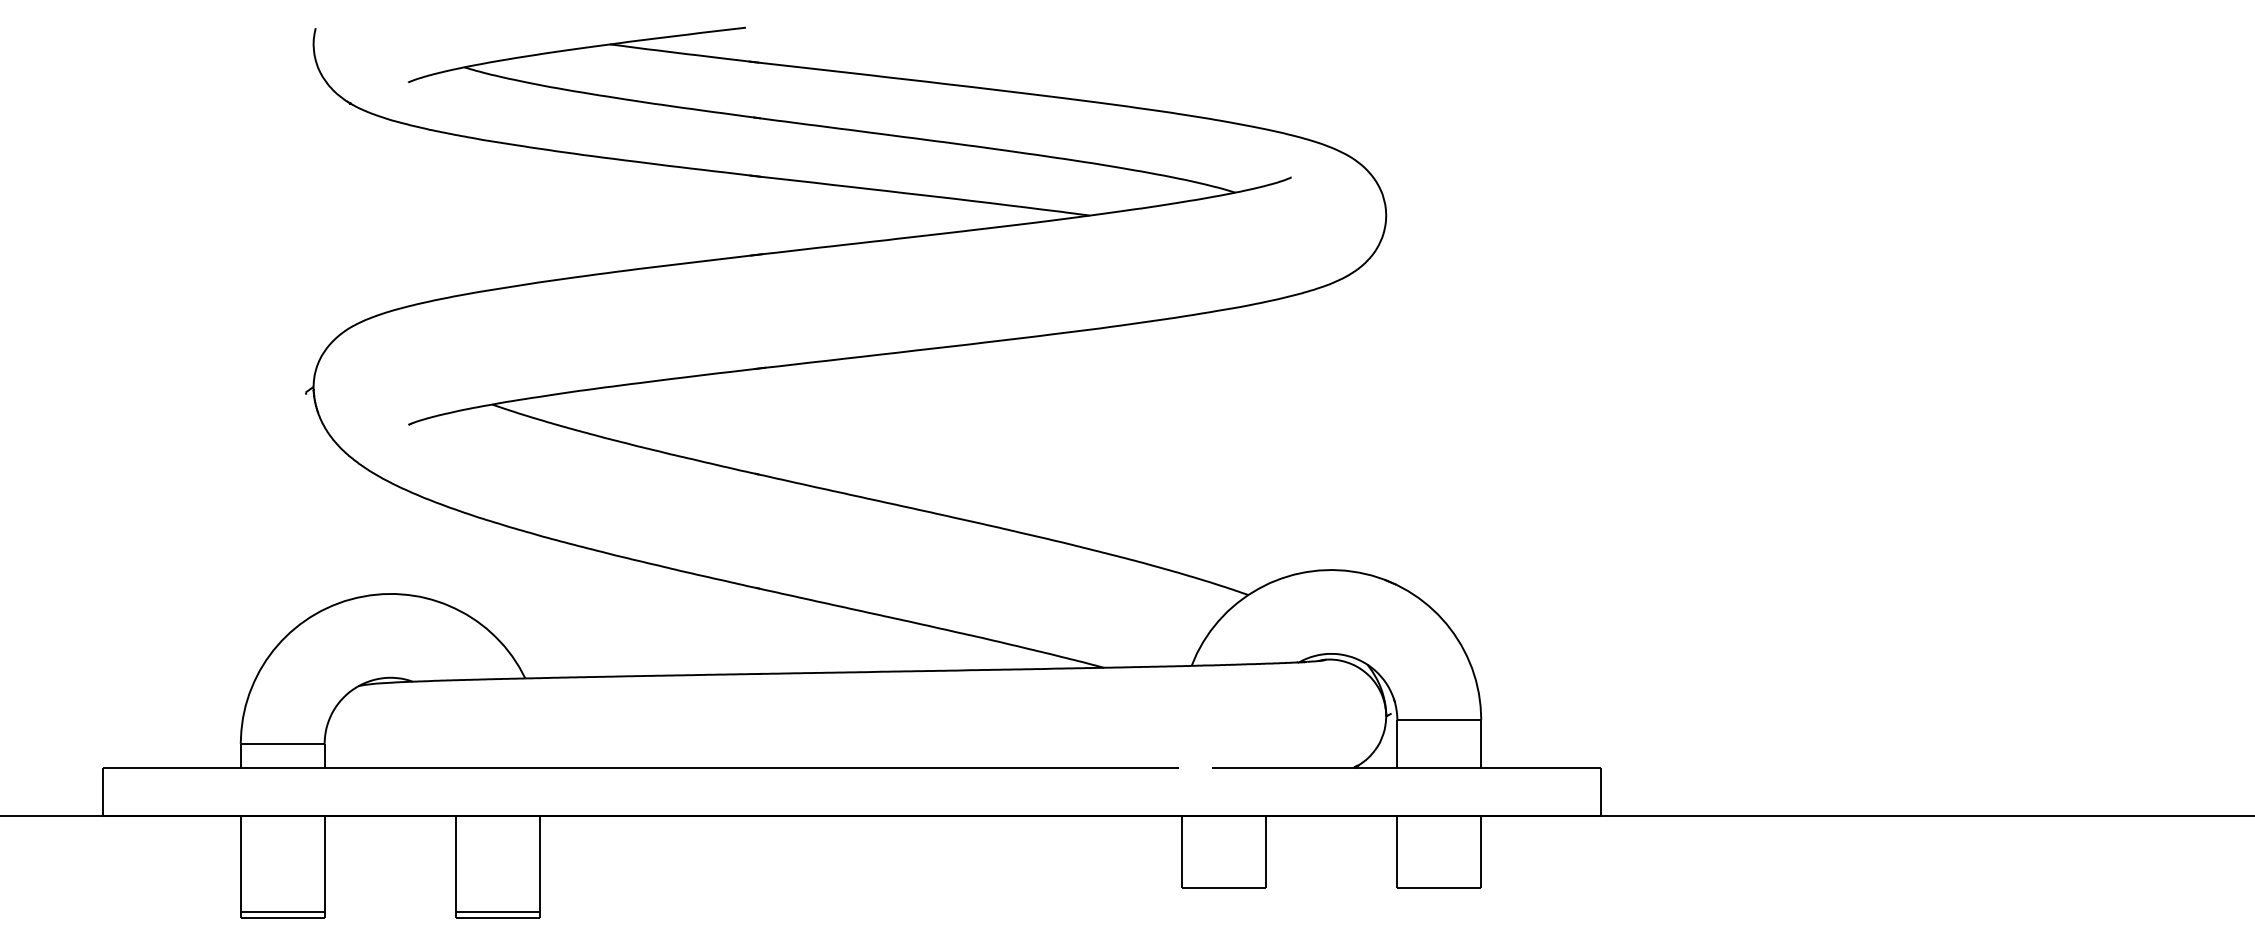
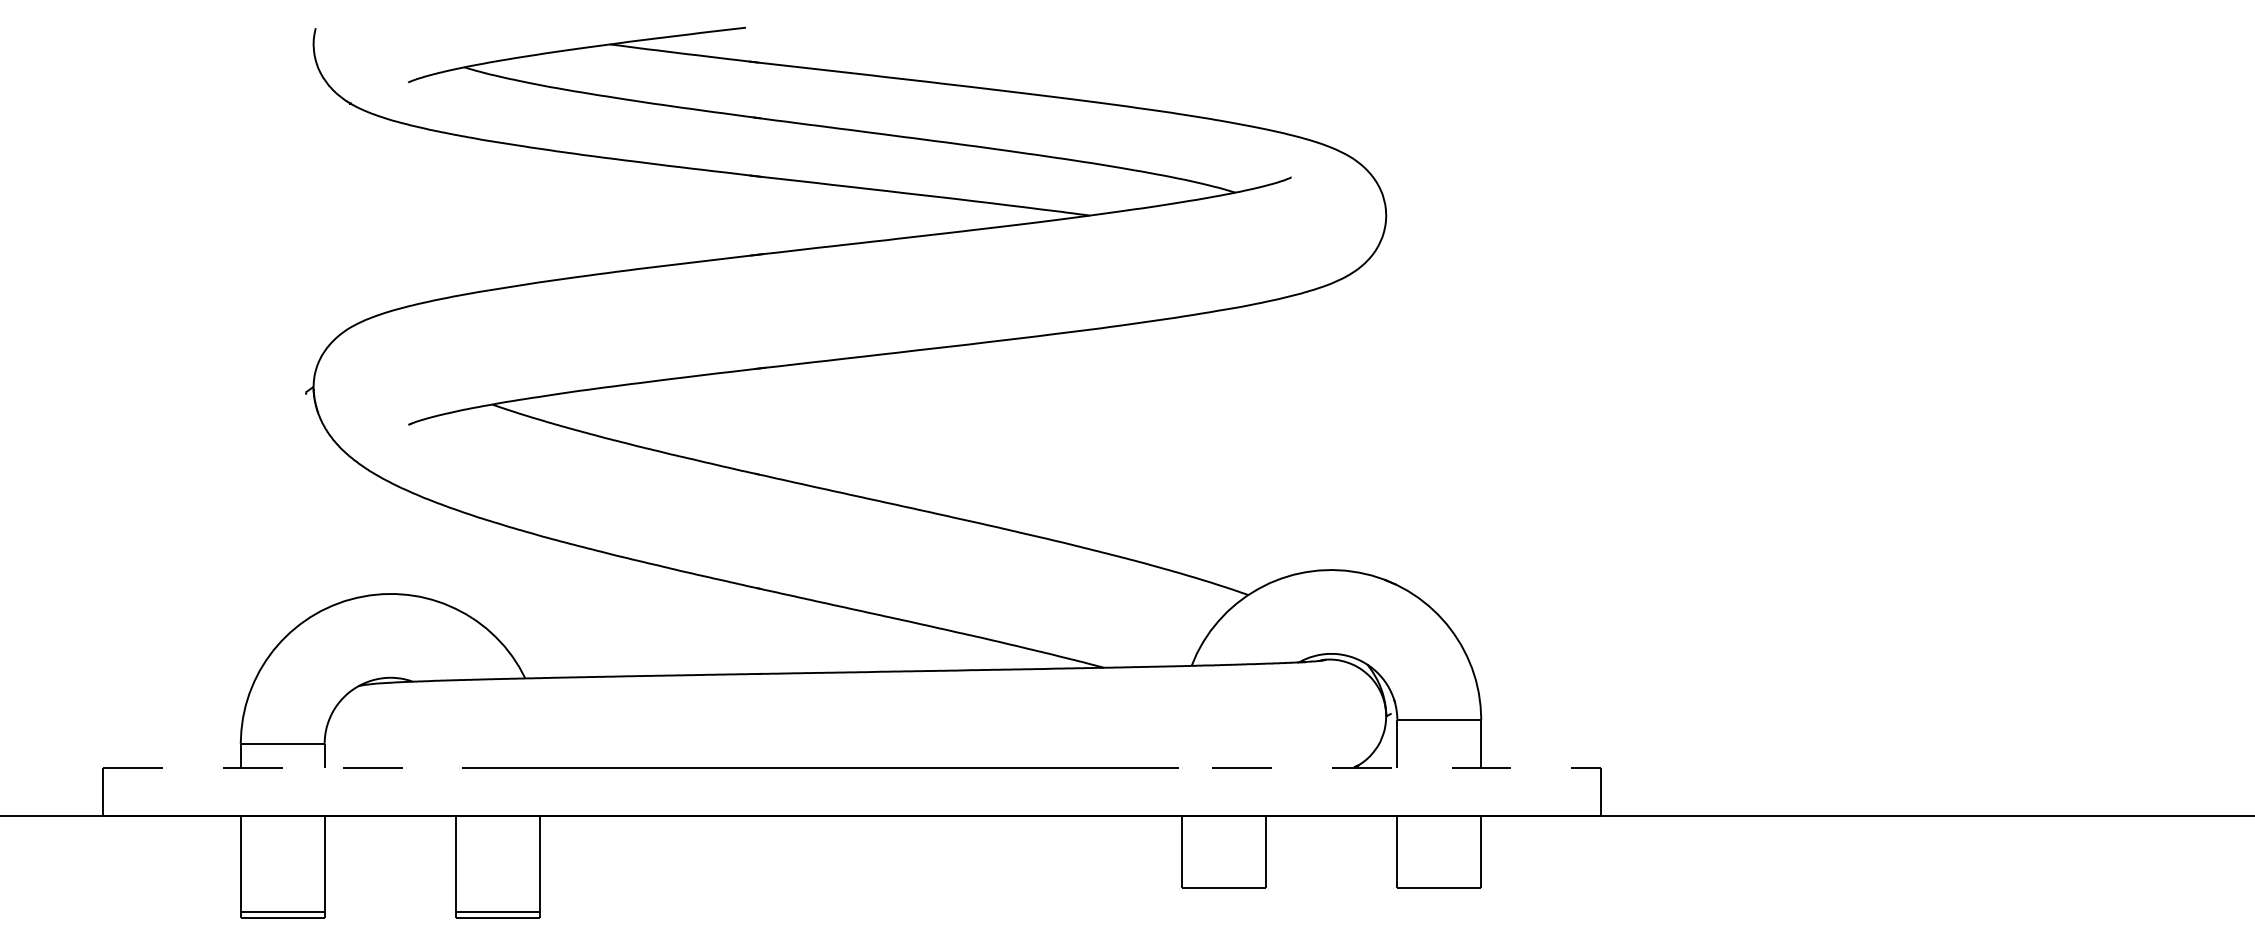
line: solid -> dashed (285, 767)
line: solid -> dashed (1406, 767)
